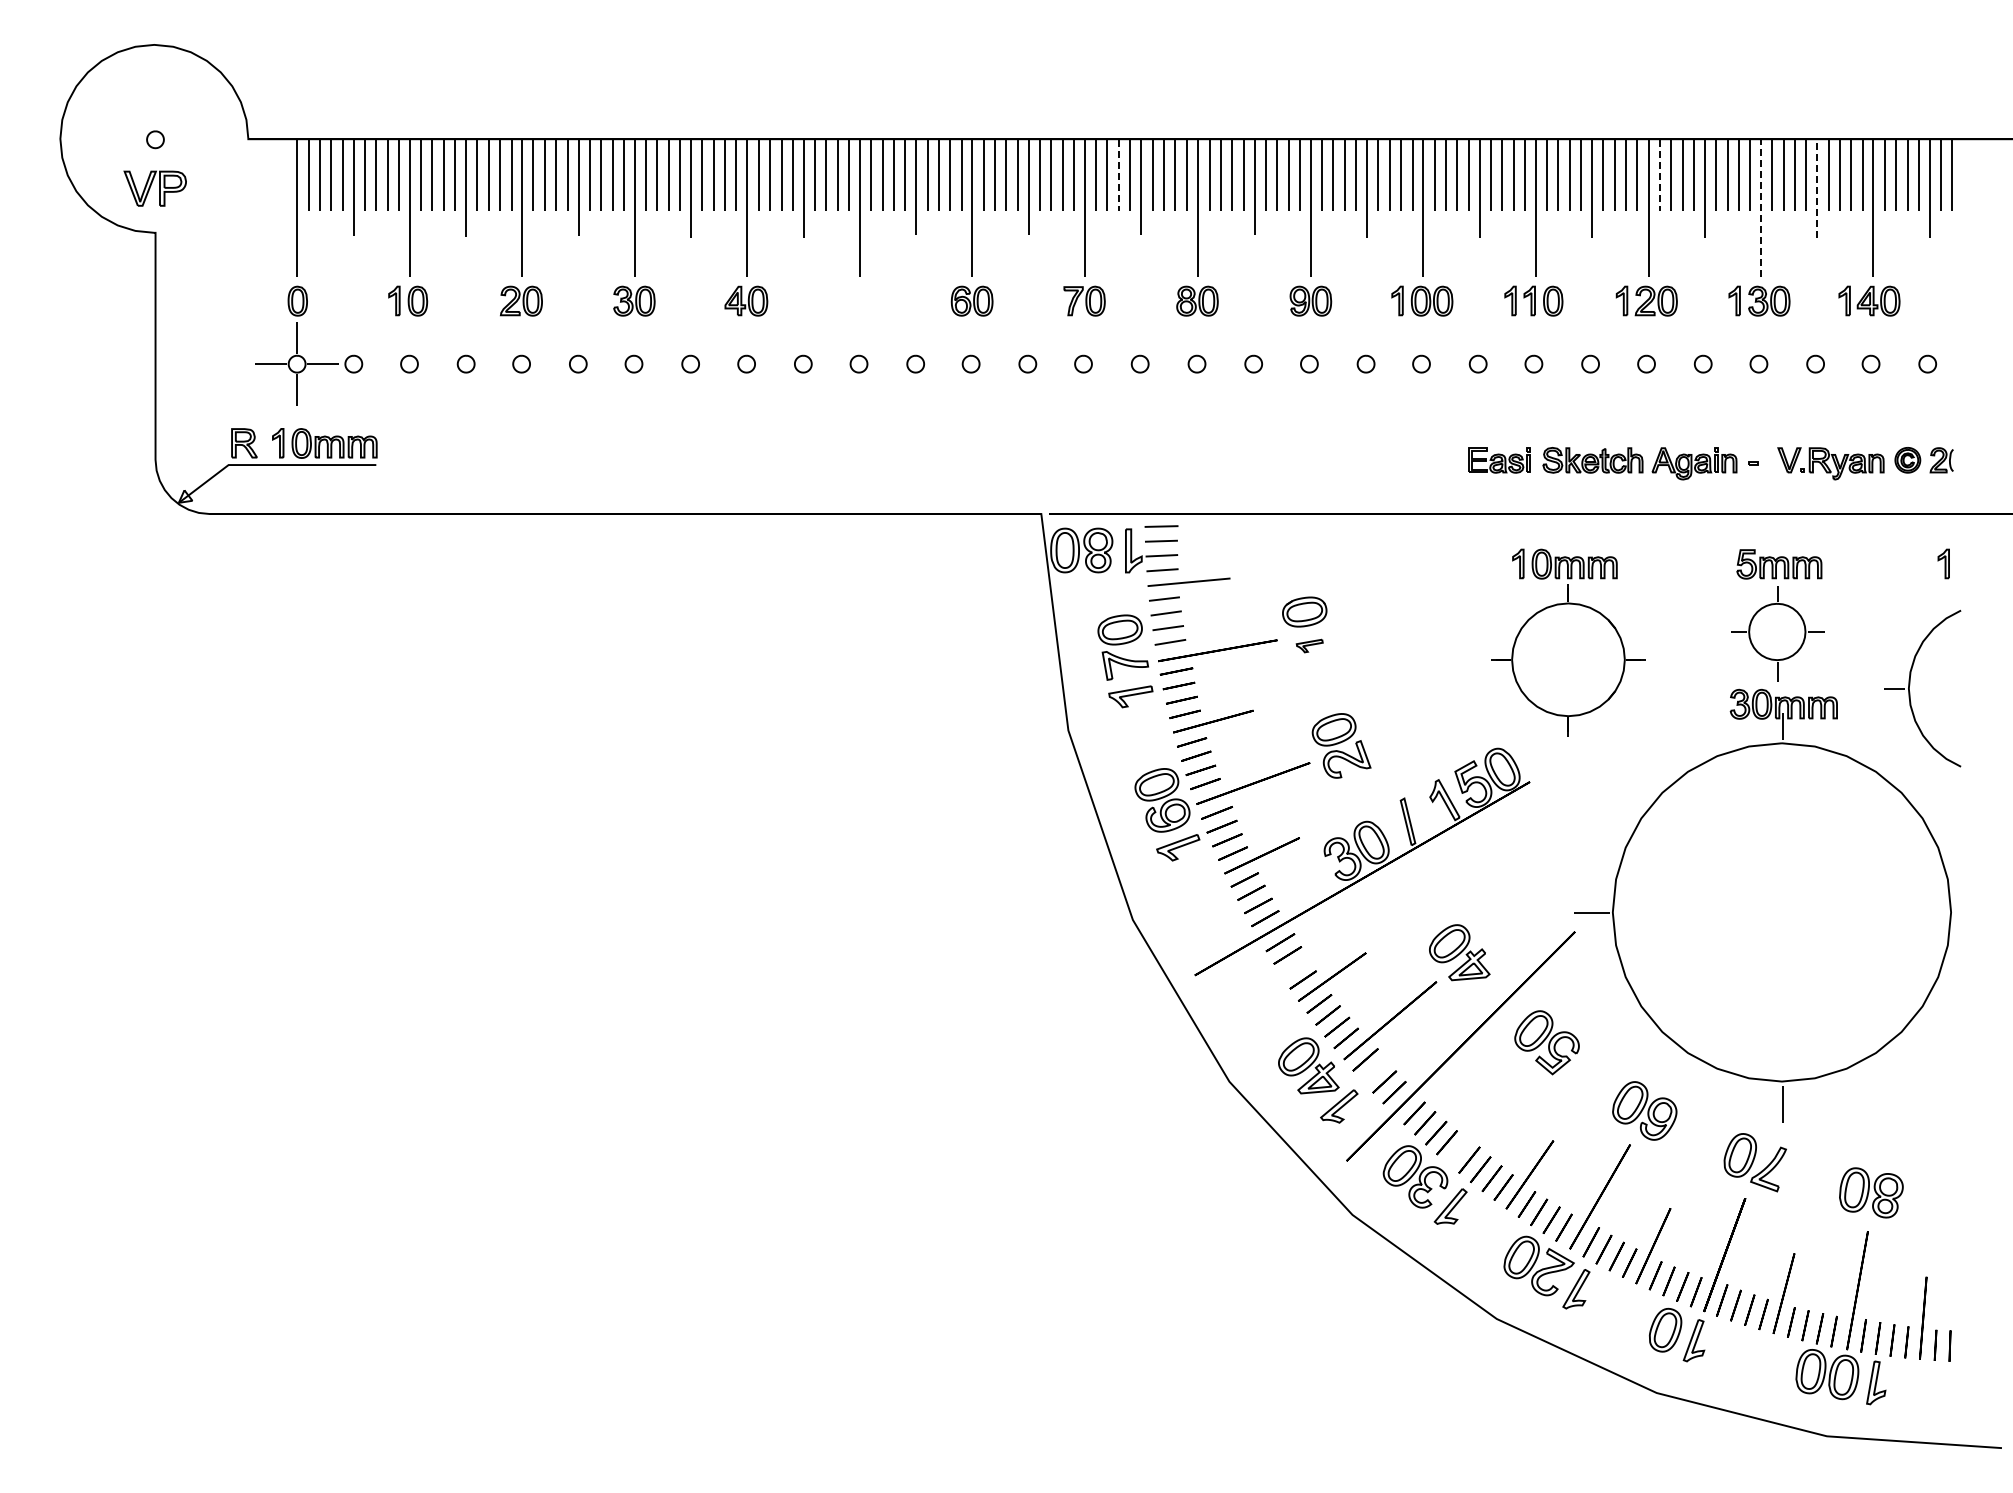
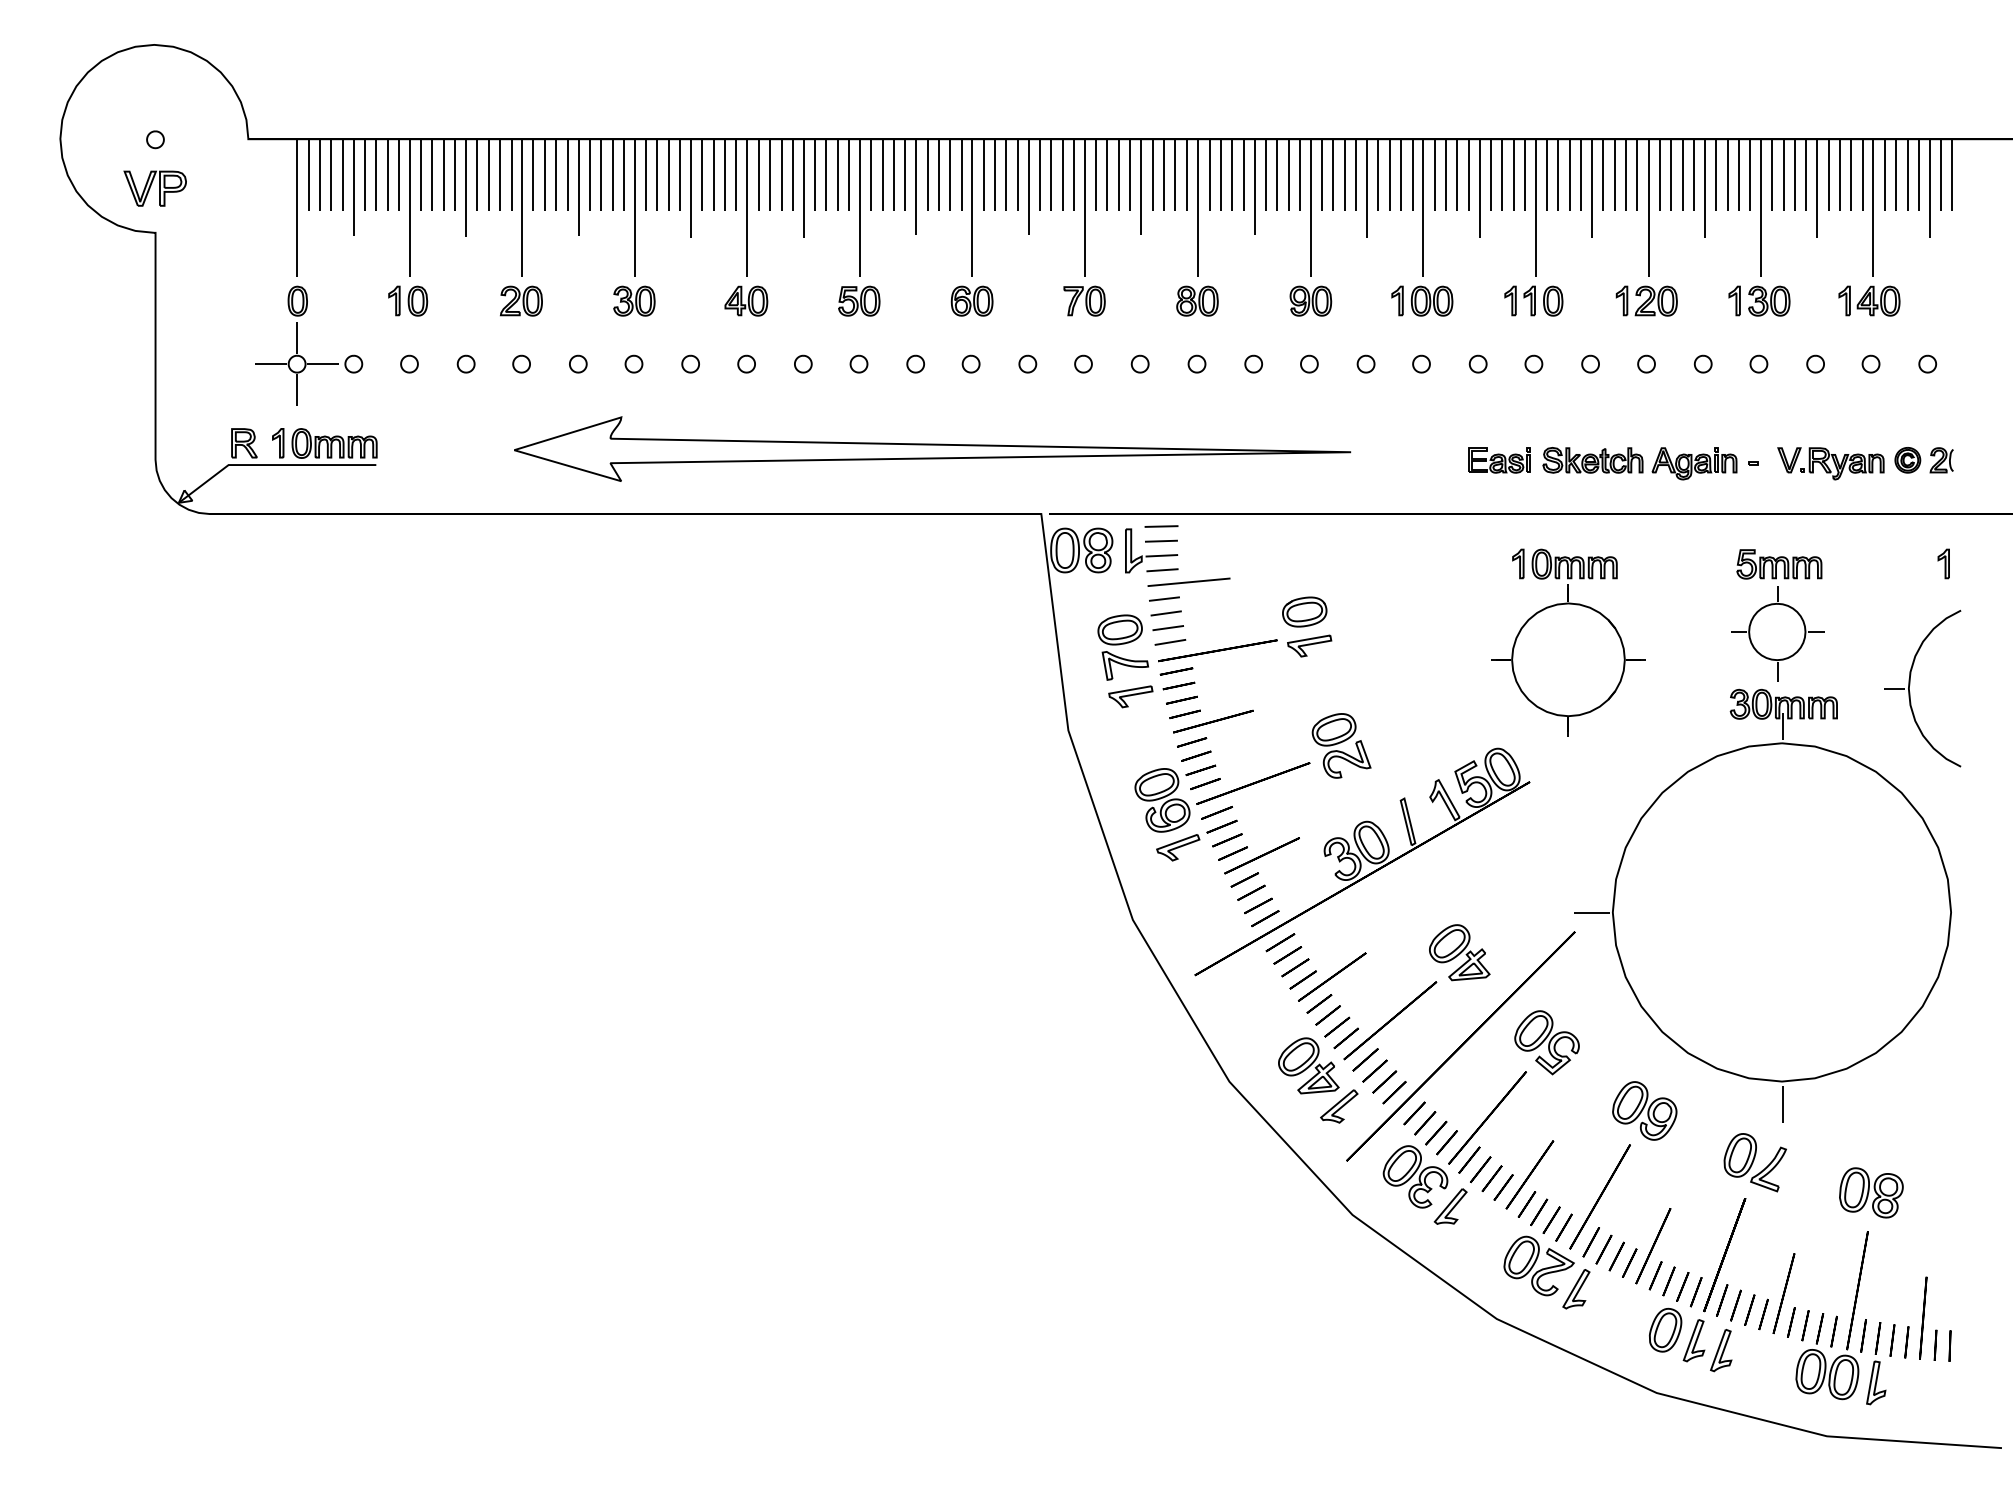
line: dashed -> solid (1118, 175)
line: dashed -> solid (1659, 175)
line: dashed -> solid (1817, 188)
line: dashed -> solid (1760, 208)
part: none -> present (859, 300)
part: none -> present (932, 448)
part size: 29x16 px -> 46x24 px (1309, 645)
line: none -> present (1295, 967)
line: none -> present (1374, 1070)
line: none -> present (1487, 1117)
part: none -> present (1721, 1350)
